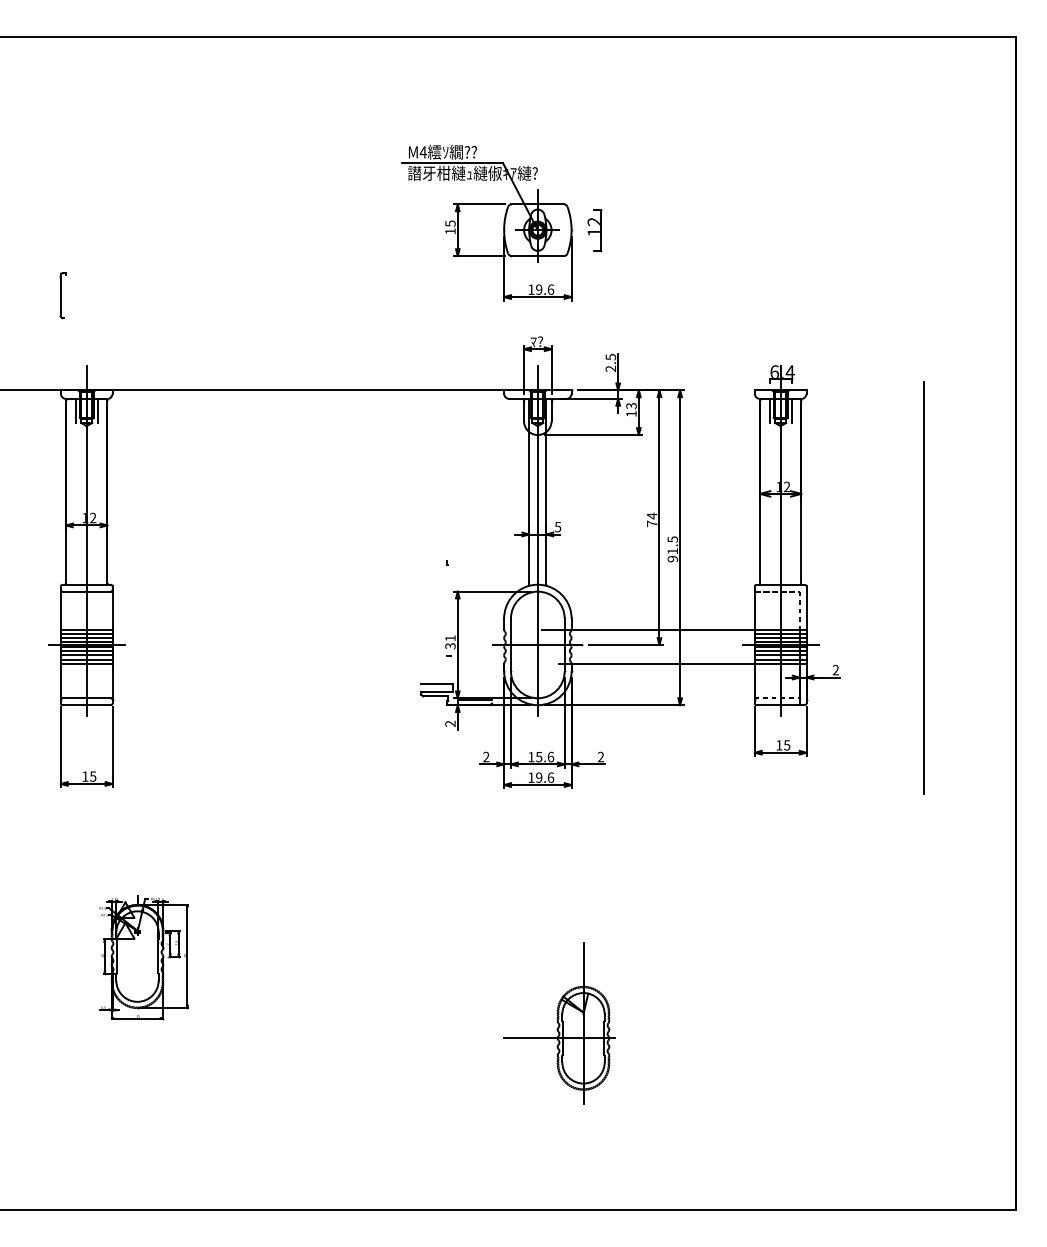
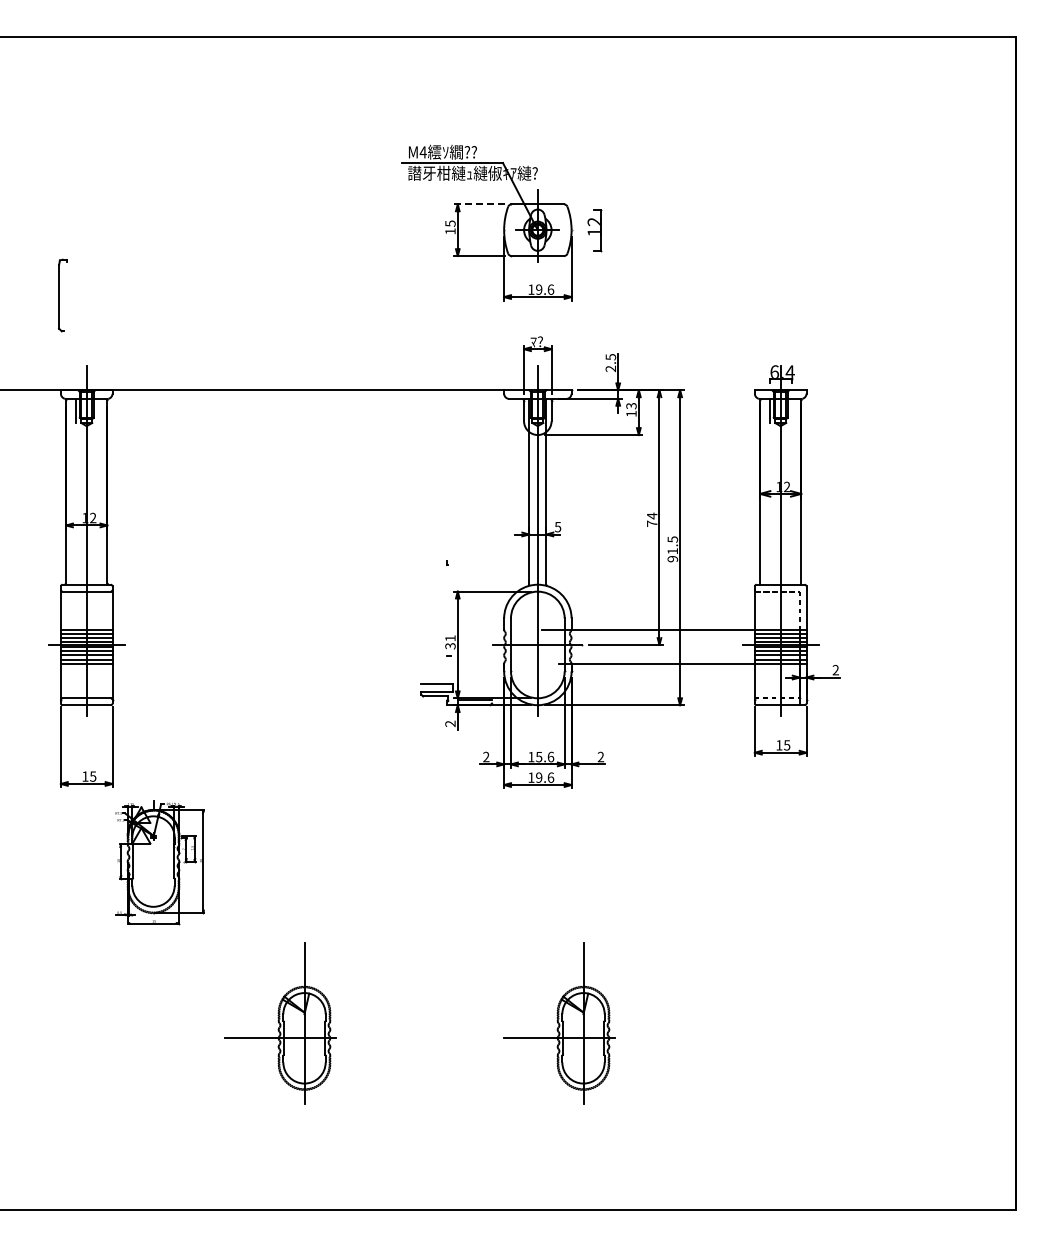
line: solid -> dashed (478, 204)
part size: 8x48 px -> 10x75 px (62, 295)
line: present -> none (97, 410)
line: present -> none (791, 410)
line: present -> none (923, 587)
part position: (143, 957) -> (159, 862) (159, 862)
part: none -> present (280, 1023)
